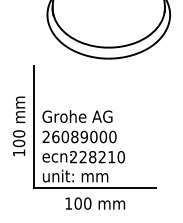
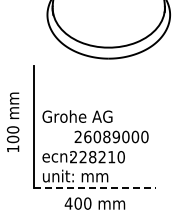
text position: (19, 125) -> (13, 121) (13, 121)
text position: (79, 136) -> (111, 136) (111, 136)
line: solid -> dashed (95, 187)
text: 100 -> 400 (68, 203)
